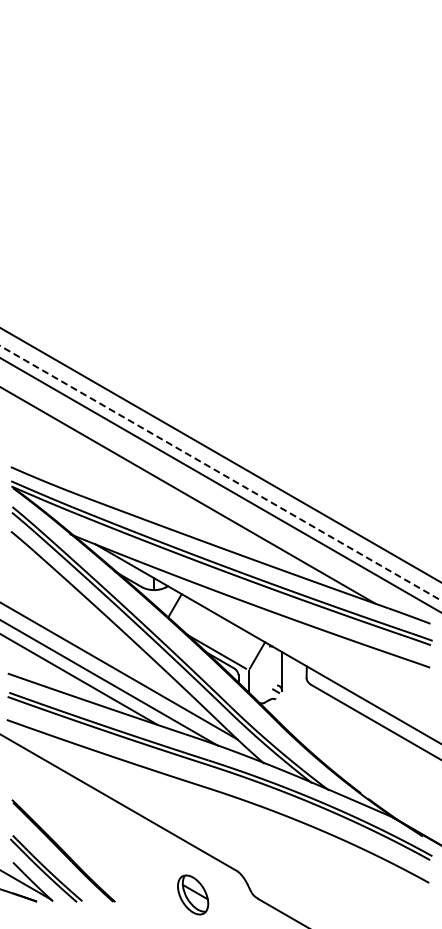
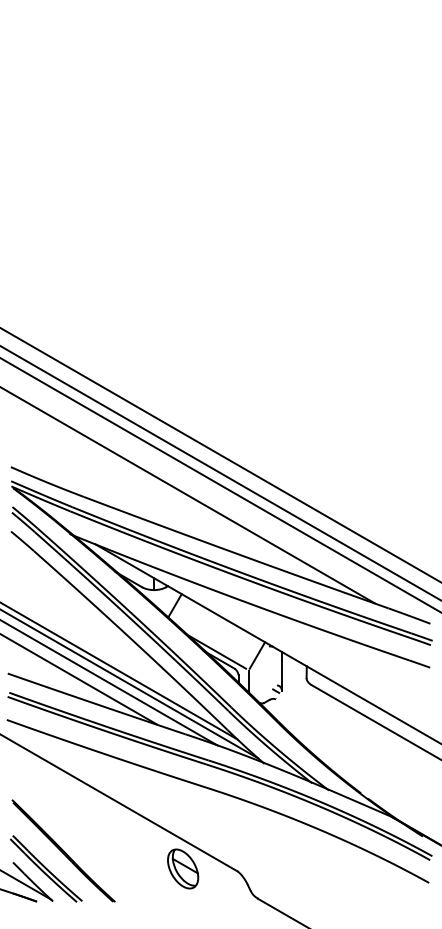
line: dashed -> solid (220, 473)
line: none -> present (130, 684)
part position: (193, 894) -> (183, 868) (183, 868)
